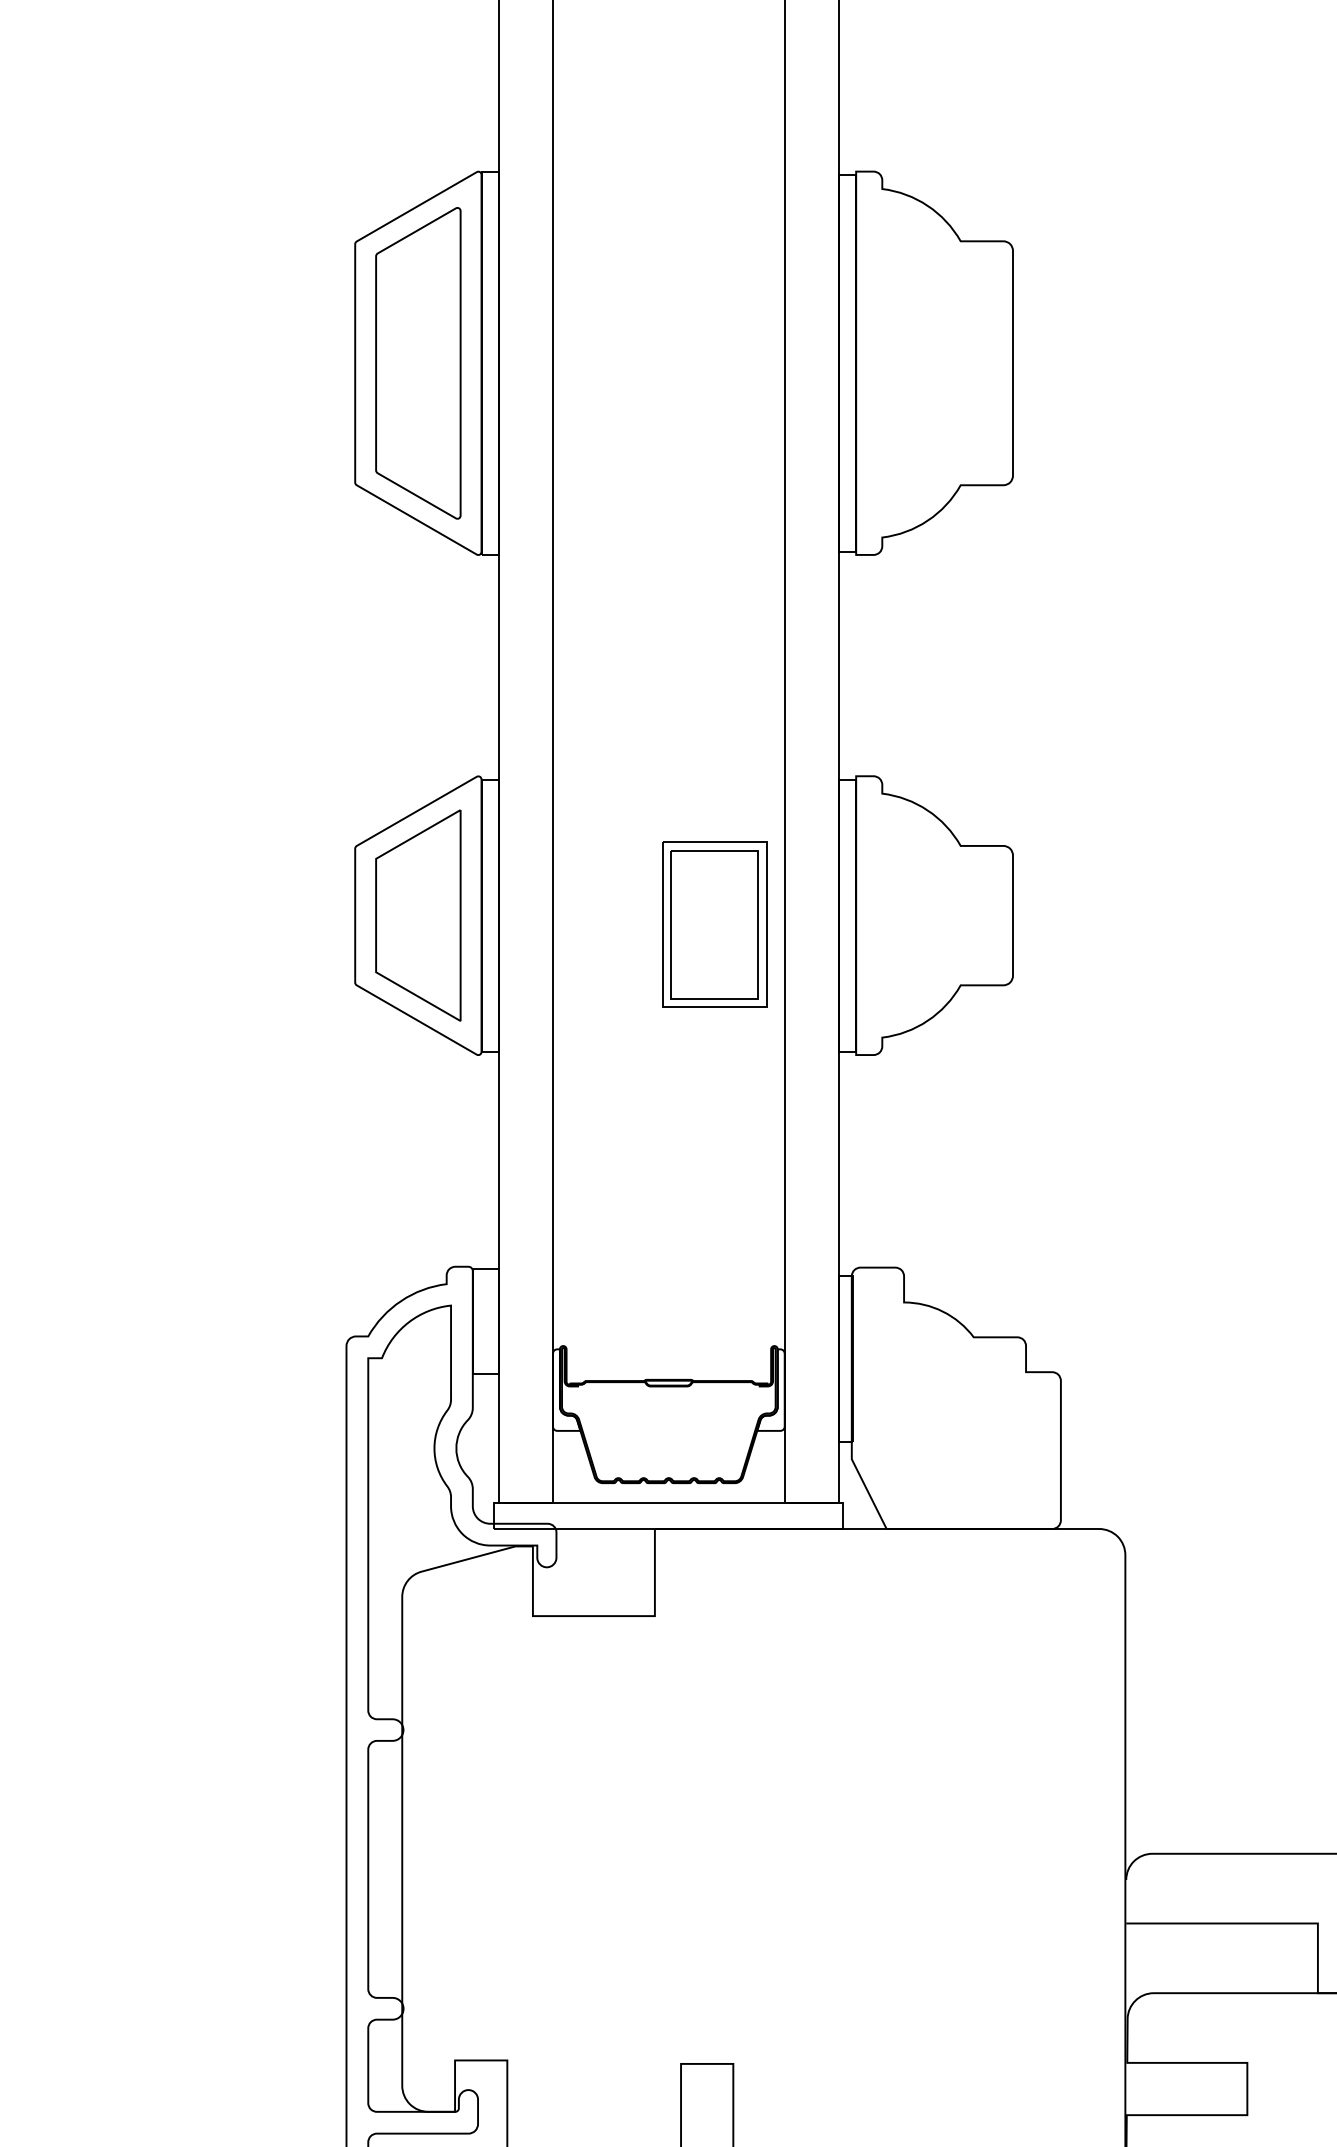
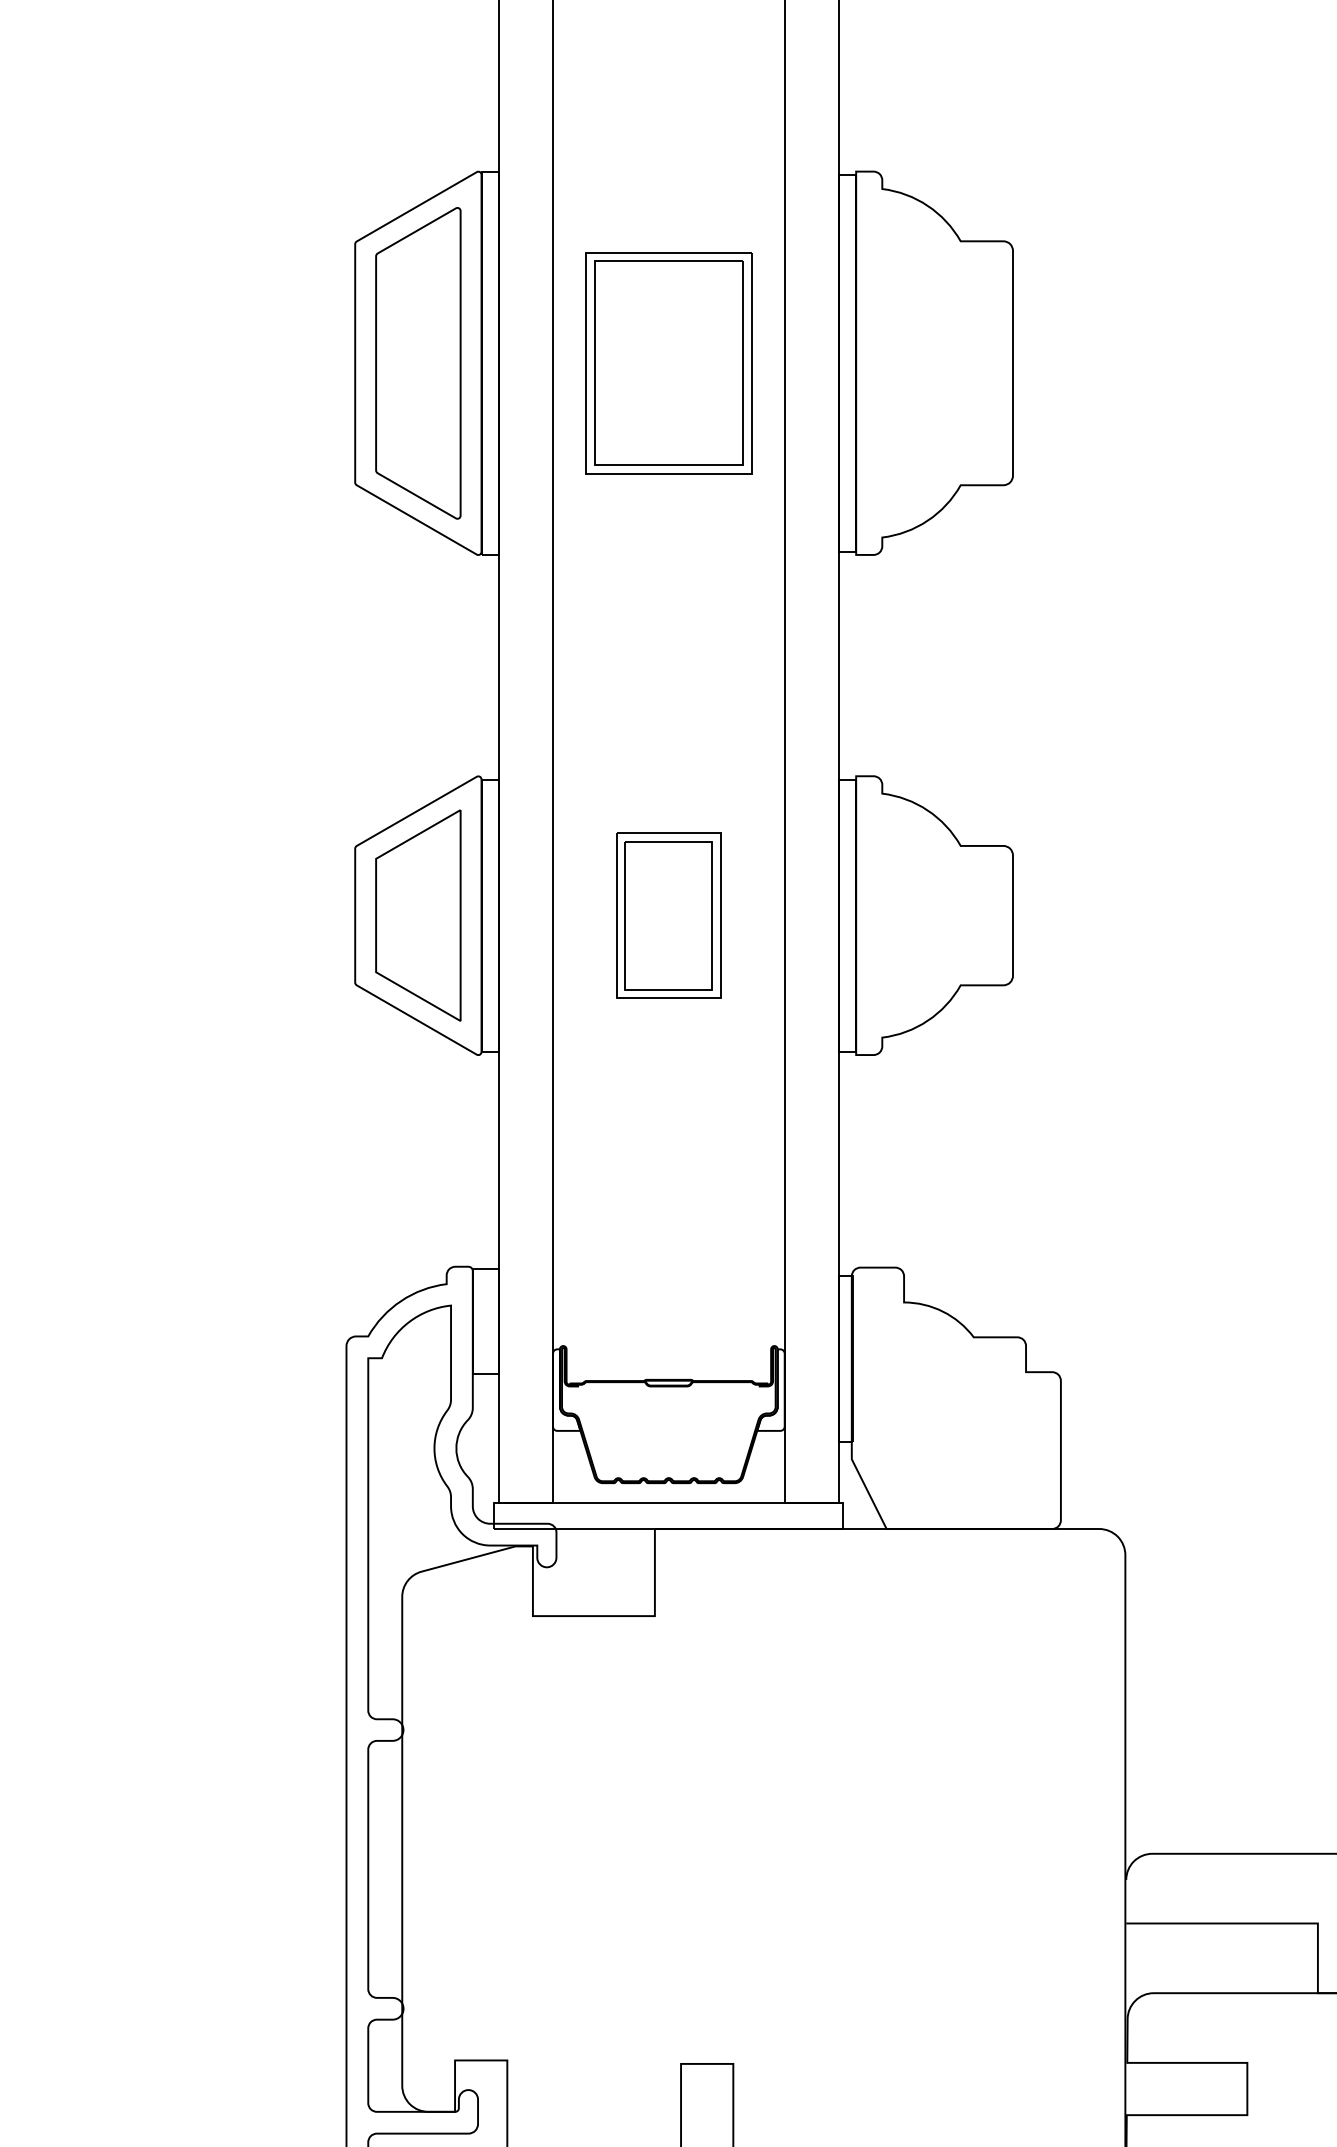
part: none -> present (668, 363)
part position: (714, 924) -> (668, 915) (668, 915)
